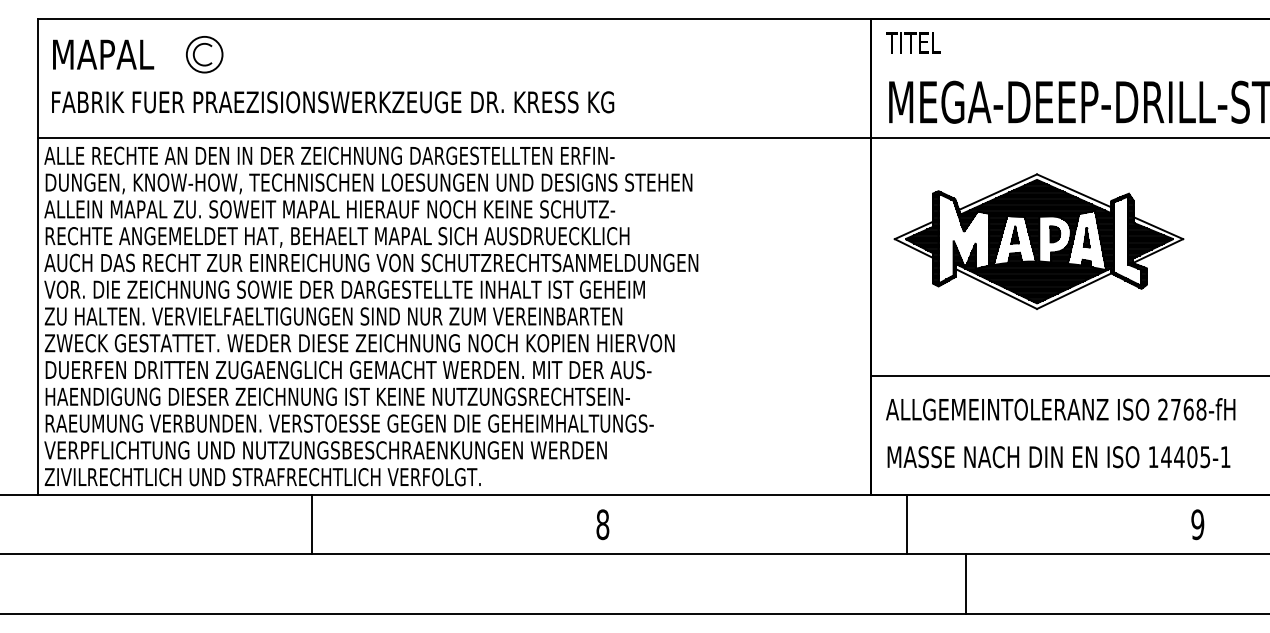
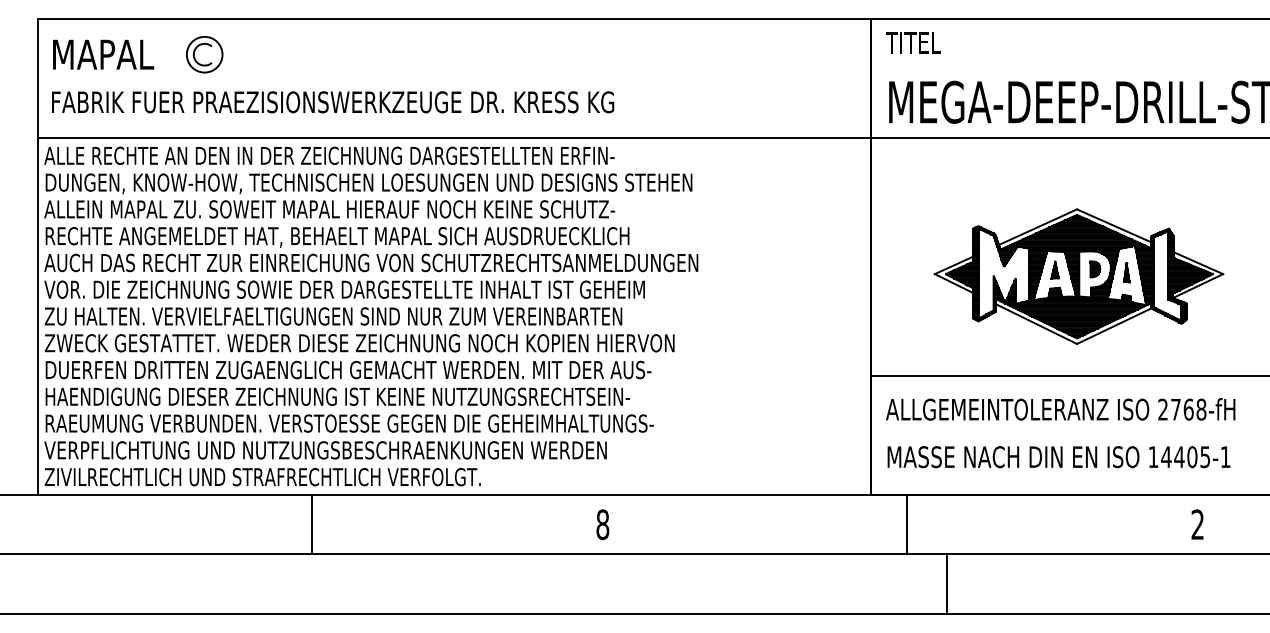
part position: (1038, 241) -> (1078, 276) (1078, 276)
text: 9 -> 2 (1197, 524)
line position: (966, 583) -> (947, 583) (947, 583)
